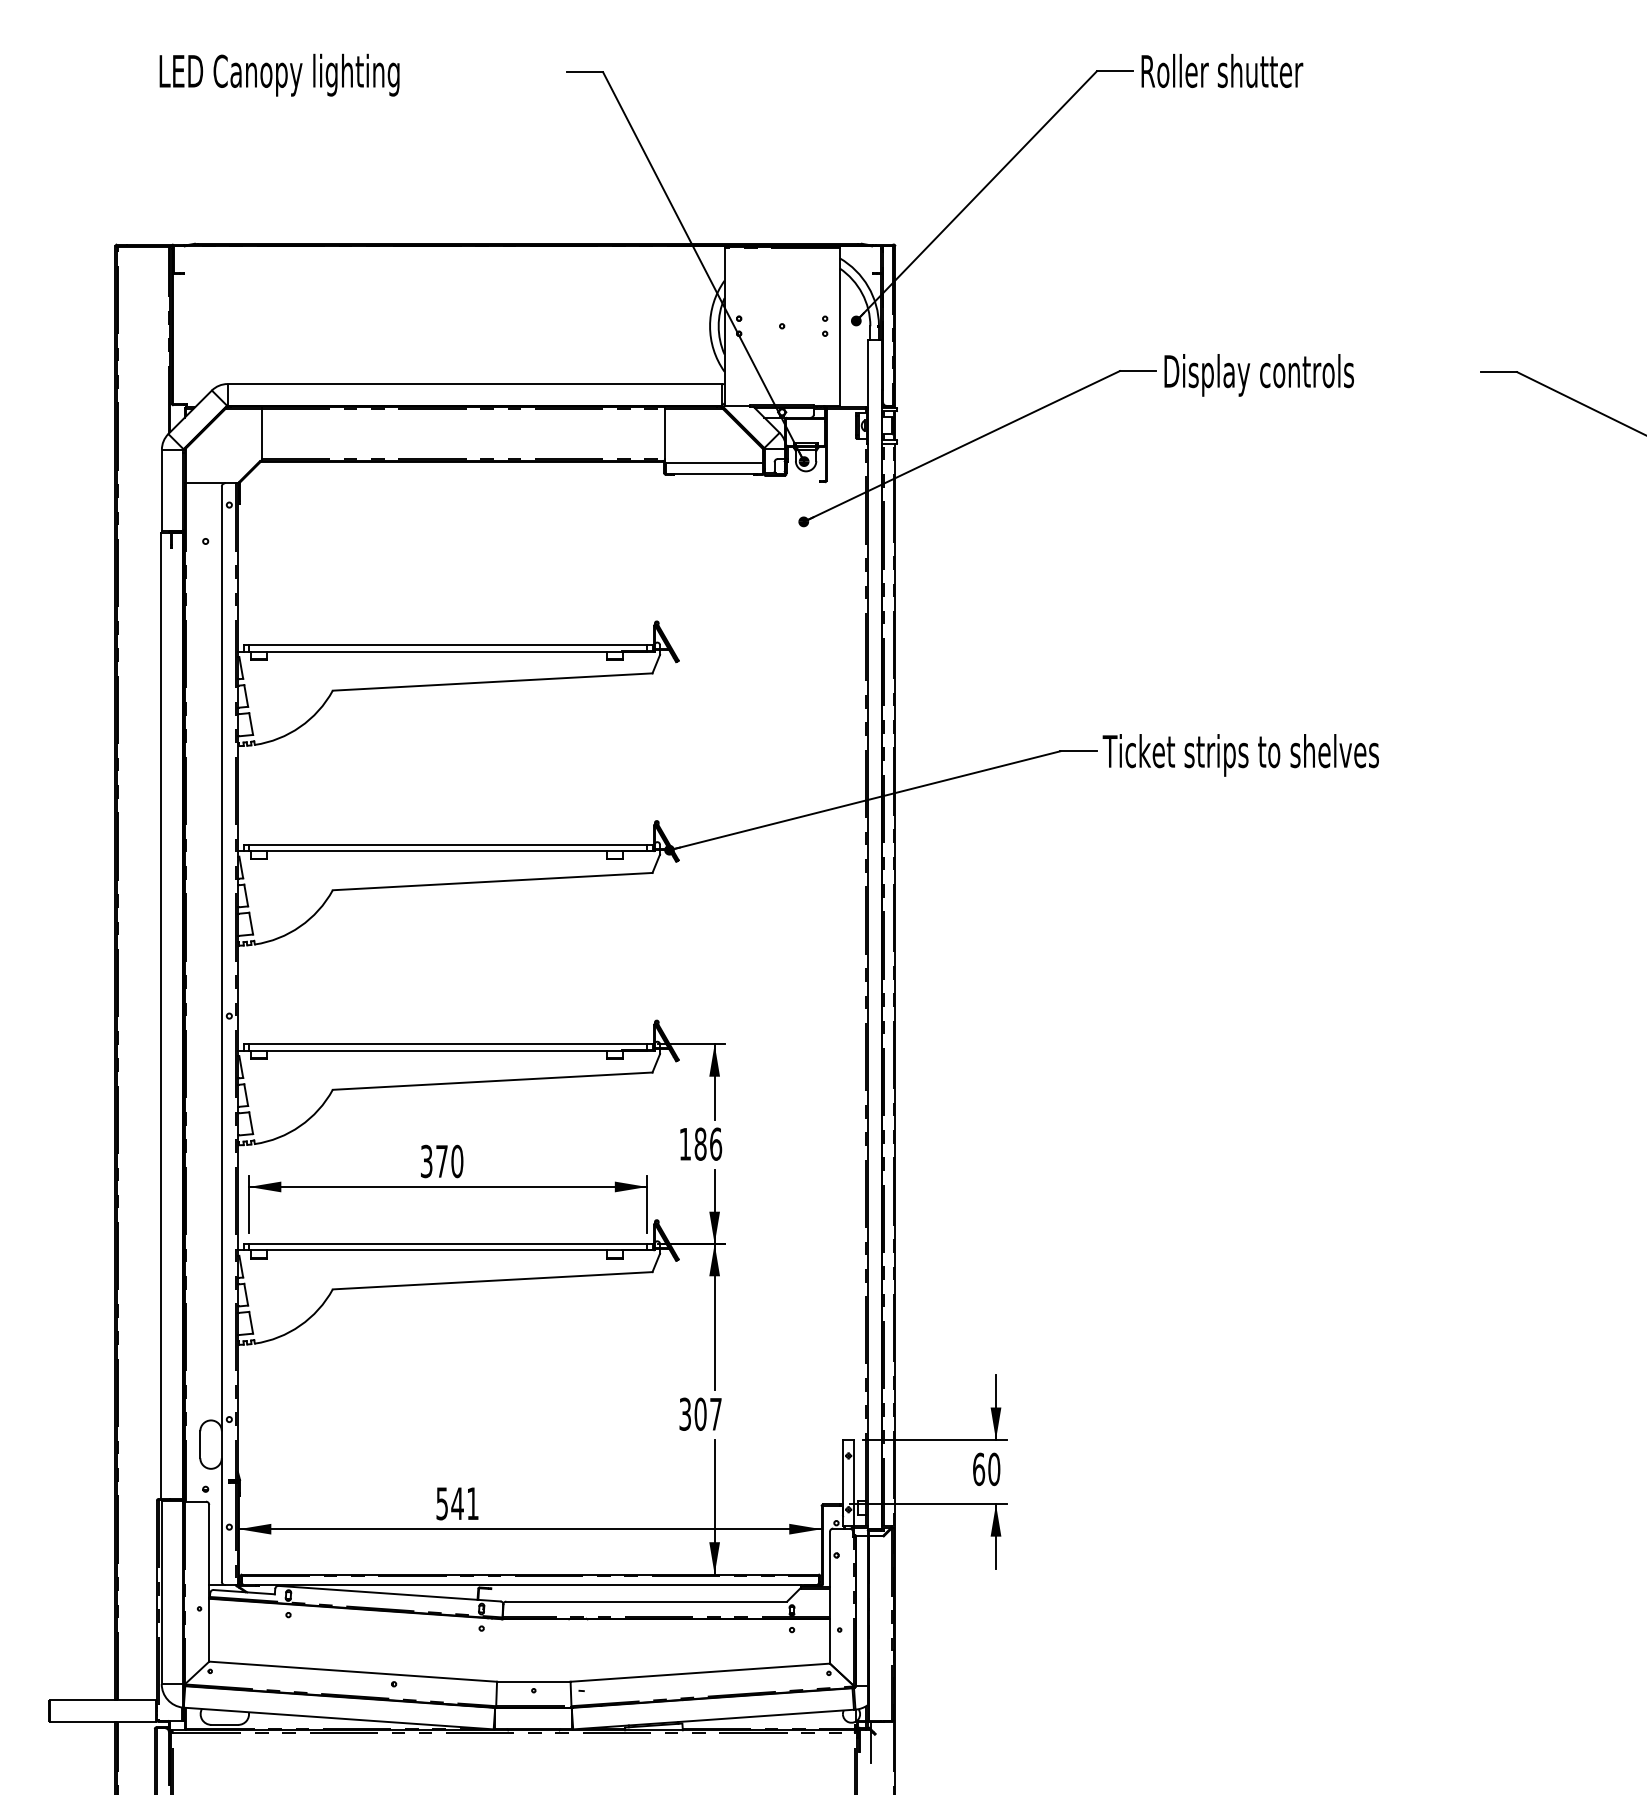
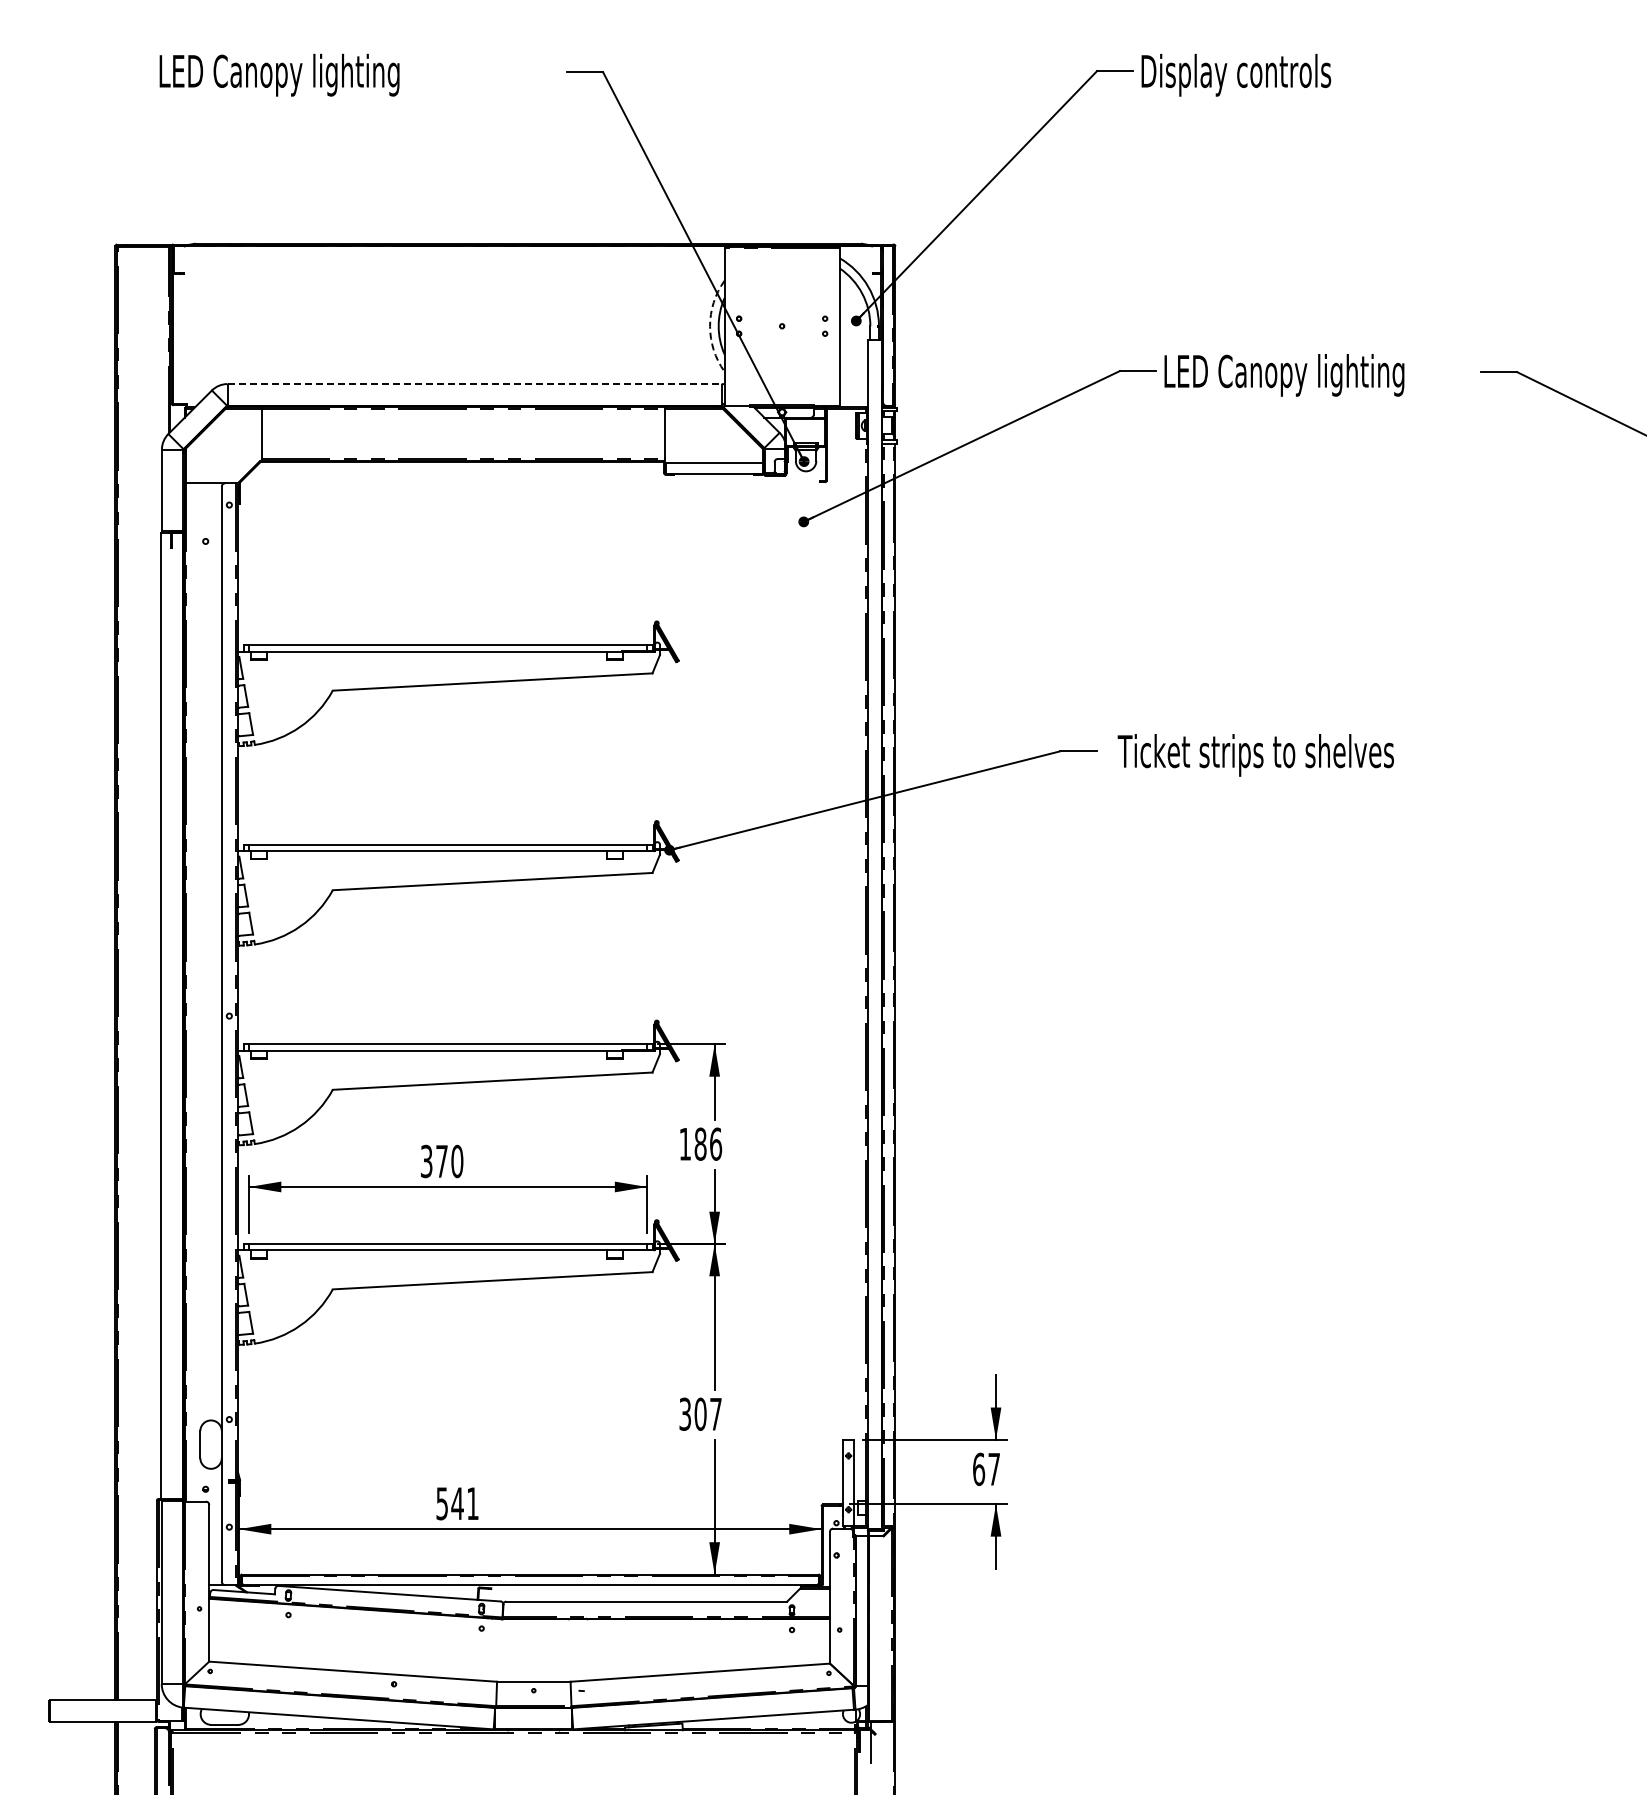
text: Roller shutter -> Display controls (1237, 74)
arc: solid -> dashed (710, 326)
text: Display controls -> LED Canopy lighting (1285, 375)
line: solid -> dashed (475, 384)
text position: (1240, 755) -> (1255, 755) (1255, 755)
text: 60 -> 67 (994, 1469)
